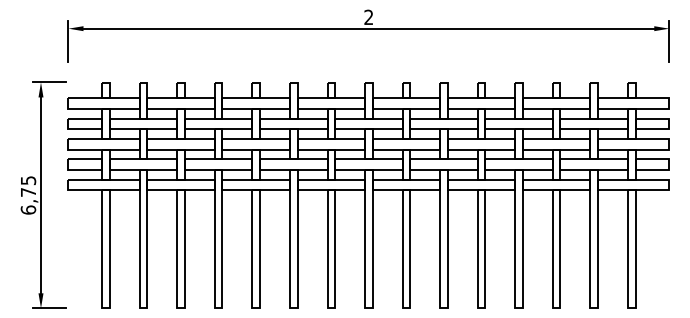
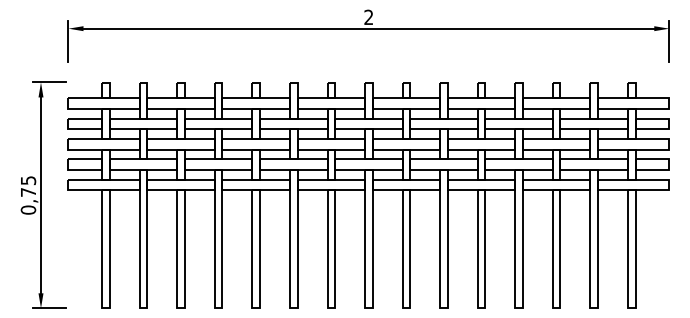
text: 6,75 -> 0,75 (27, 209)
